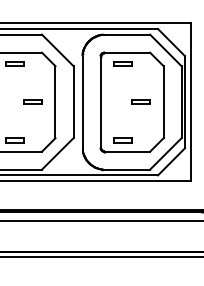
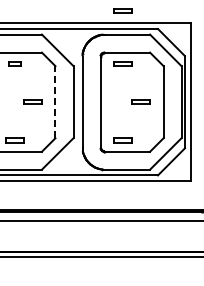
part: none -> present (122, 10)
part size: 20x6 px -> 14x6 px (14, 63)
line: solid -> dashed (55, 101)
